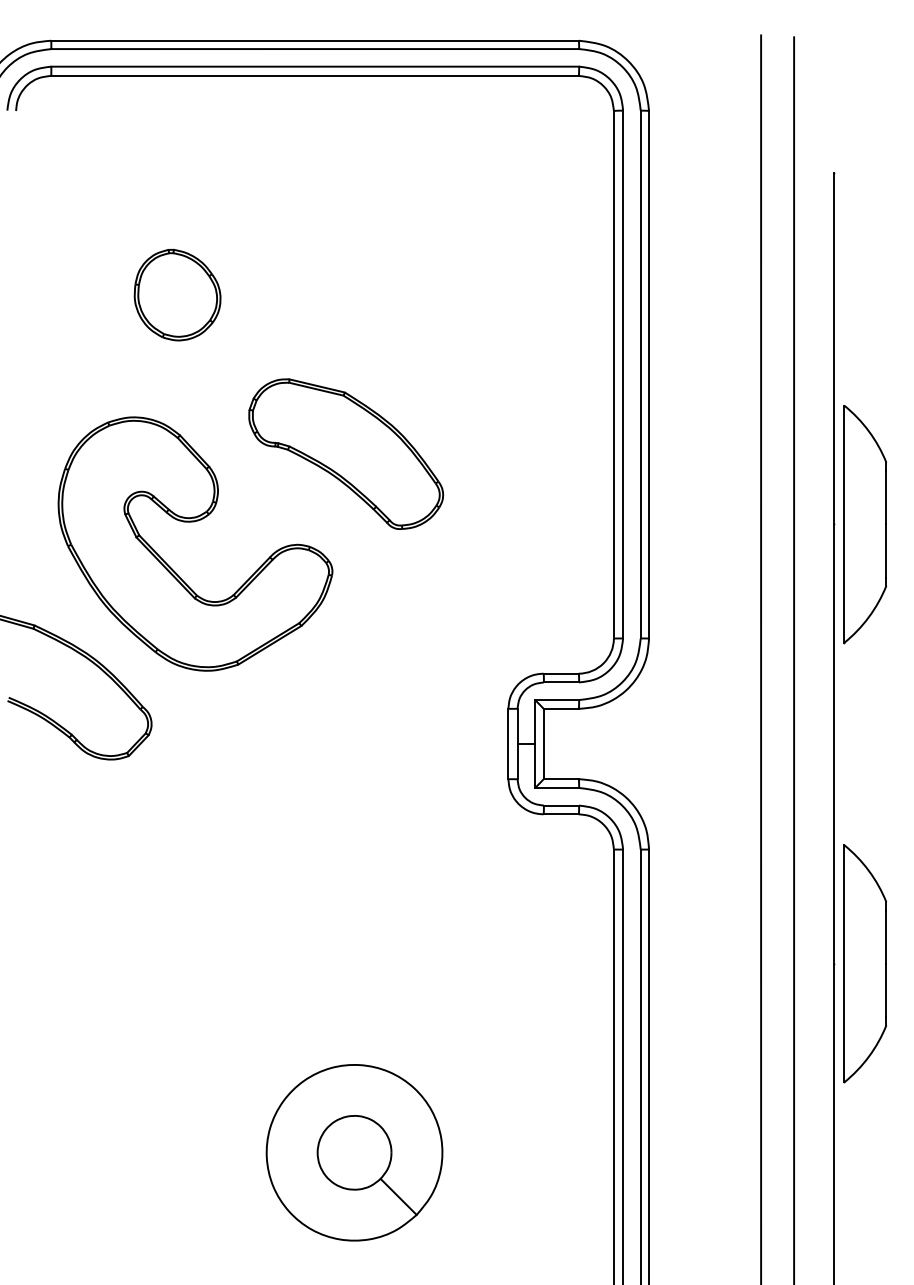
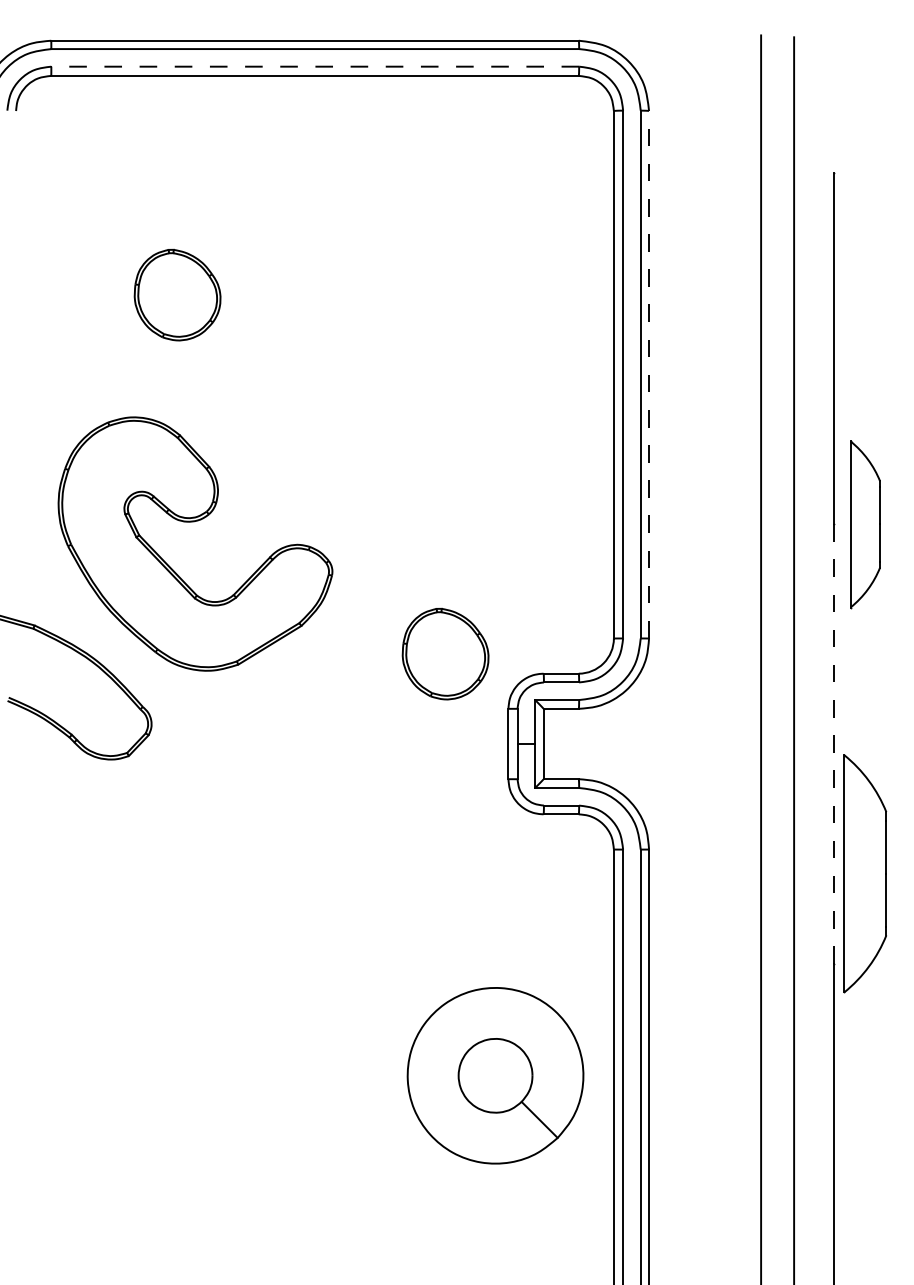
line: solid -> dashed (315, 66)
line: solid -> dashed (649, 374)
part: present -> none (346, 453)
part size: 45x240 px -> 31x170 px (865, 524)
part: none -> present (445, 653)
line: solid -> dashed (833, 744)
part position: (865, 963) -> (865, 873) (865, 873)
part position: (354, 1152) -> (495, 1075) (495, 1075)
